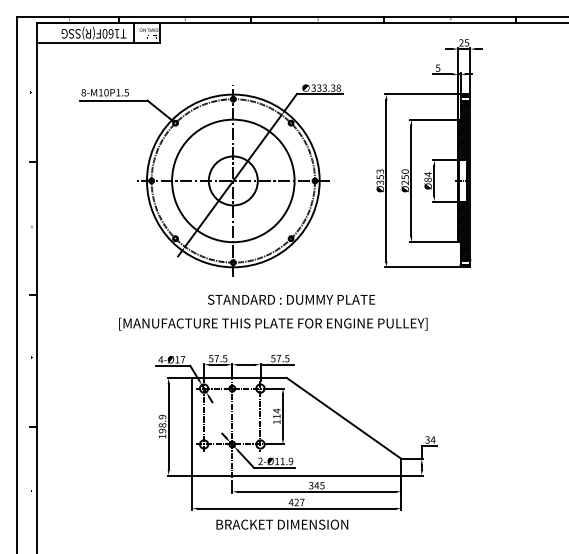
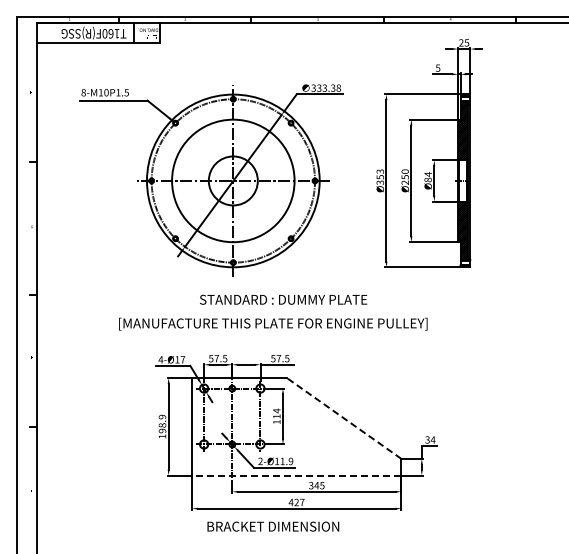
text position: (291, 299) -> (283, 299) (283, 299)
line: solid -> dashed (343, 418)
line: solid -> dashed (296, 475)
text position: (282, 524) -> (273, 526) (273, 526)
